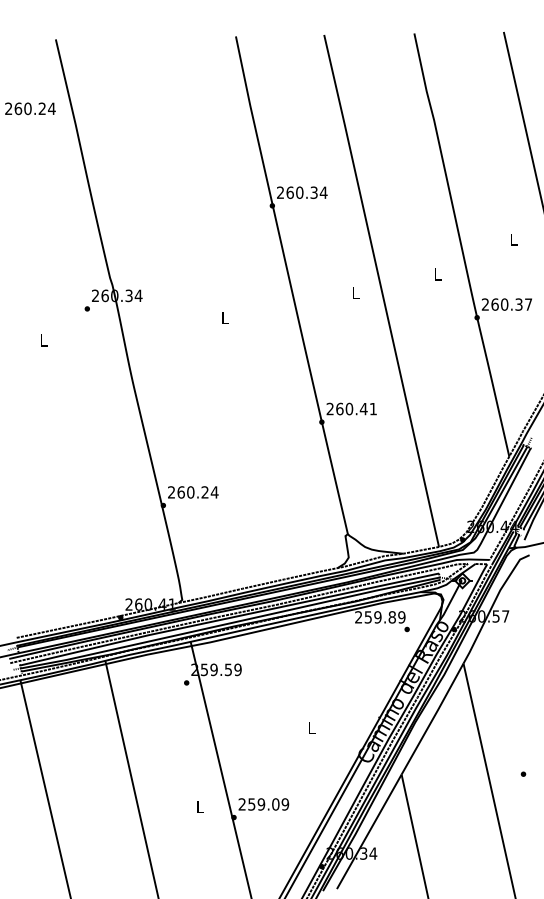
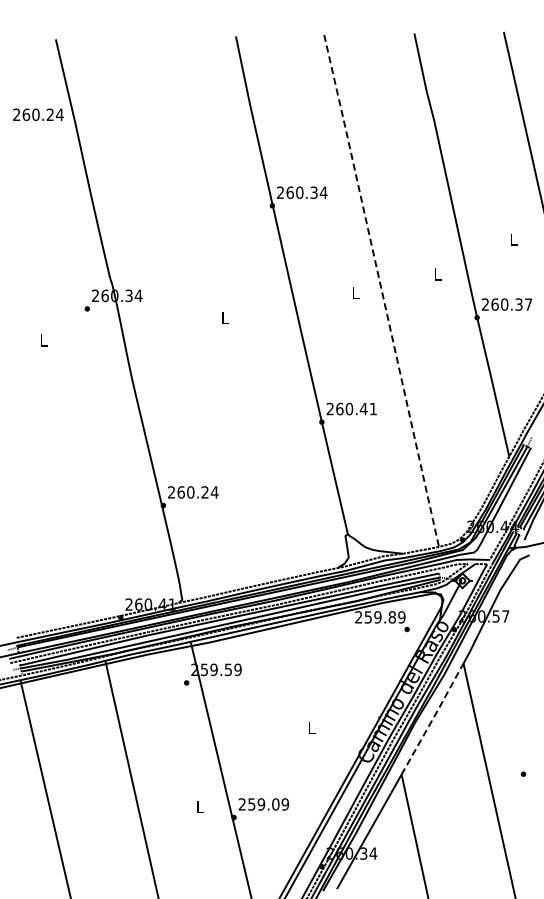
text position: (30, 108) -> (38, 114) (38, 114)
line: solid -> dashed (381, 290)
line: solid -> dashed (433, 718)
